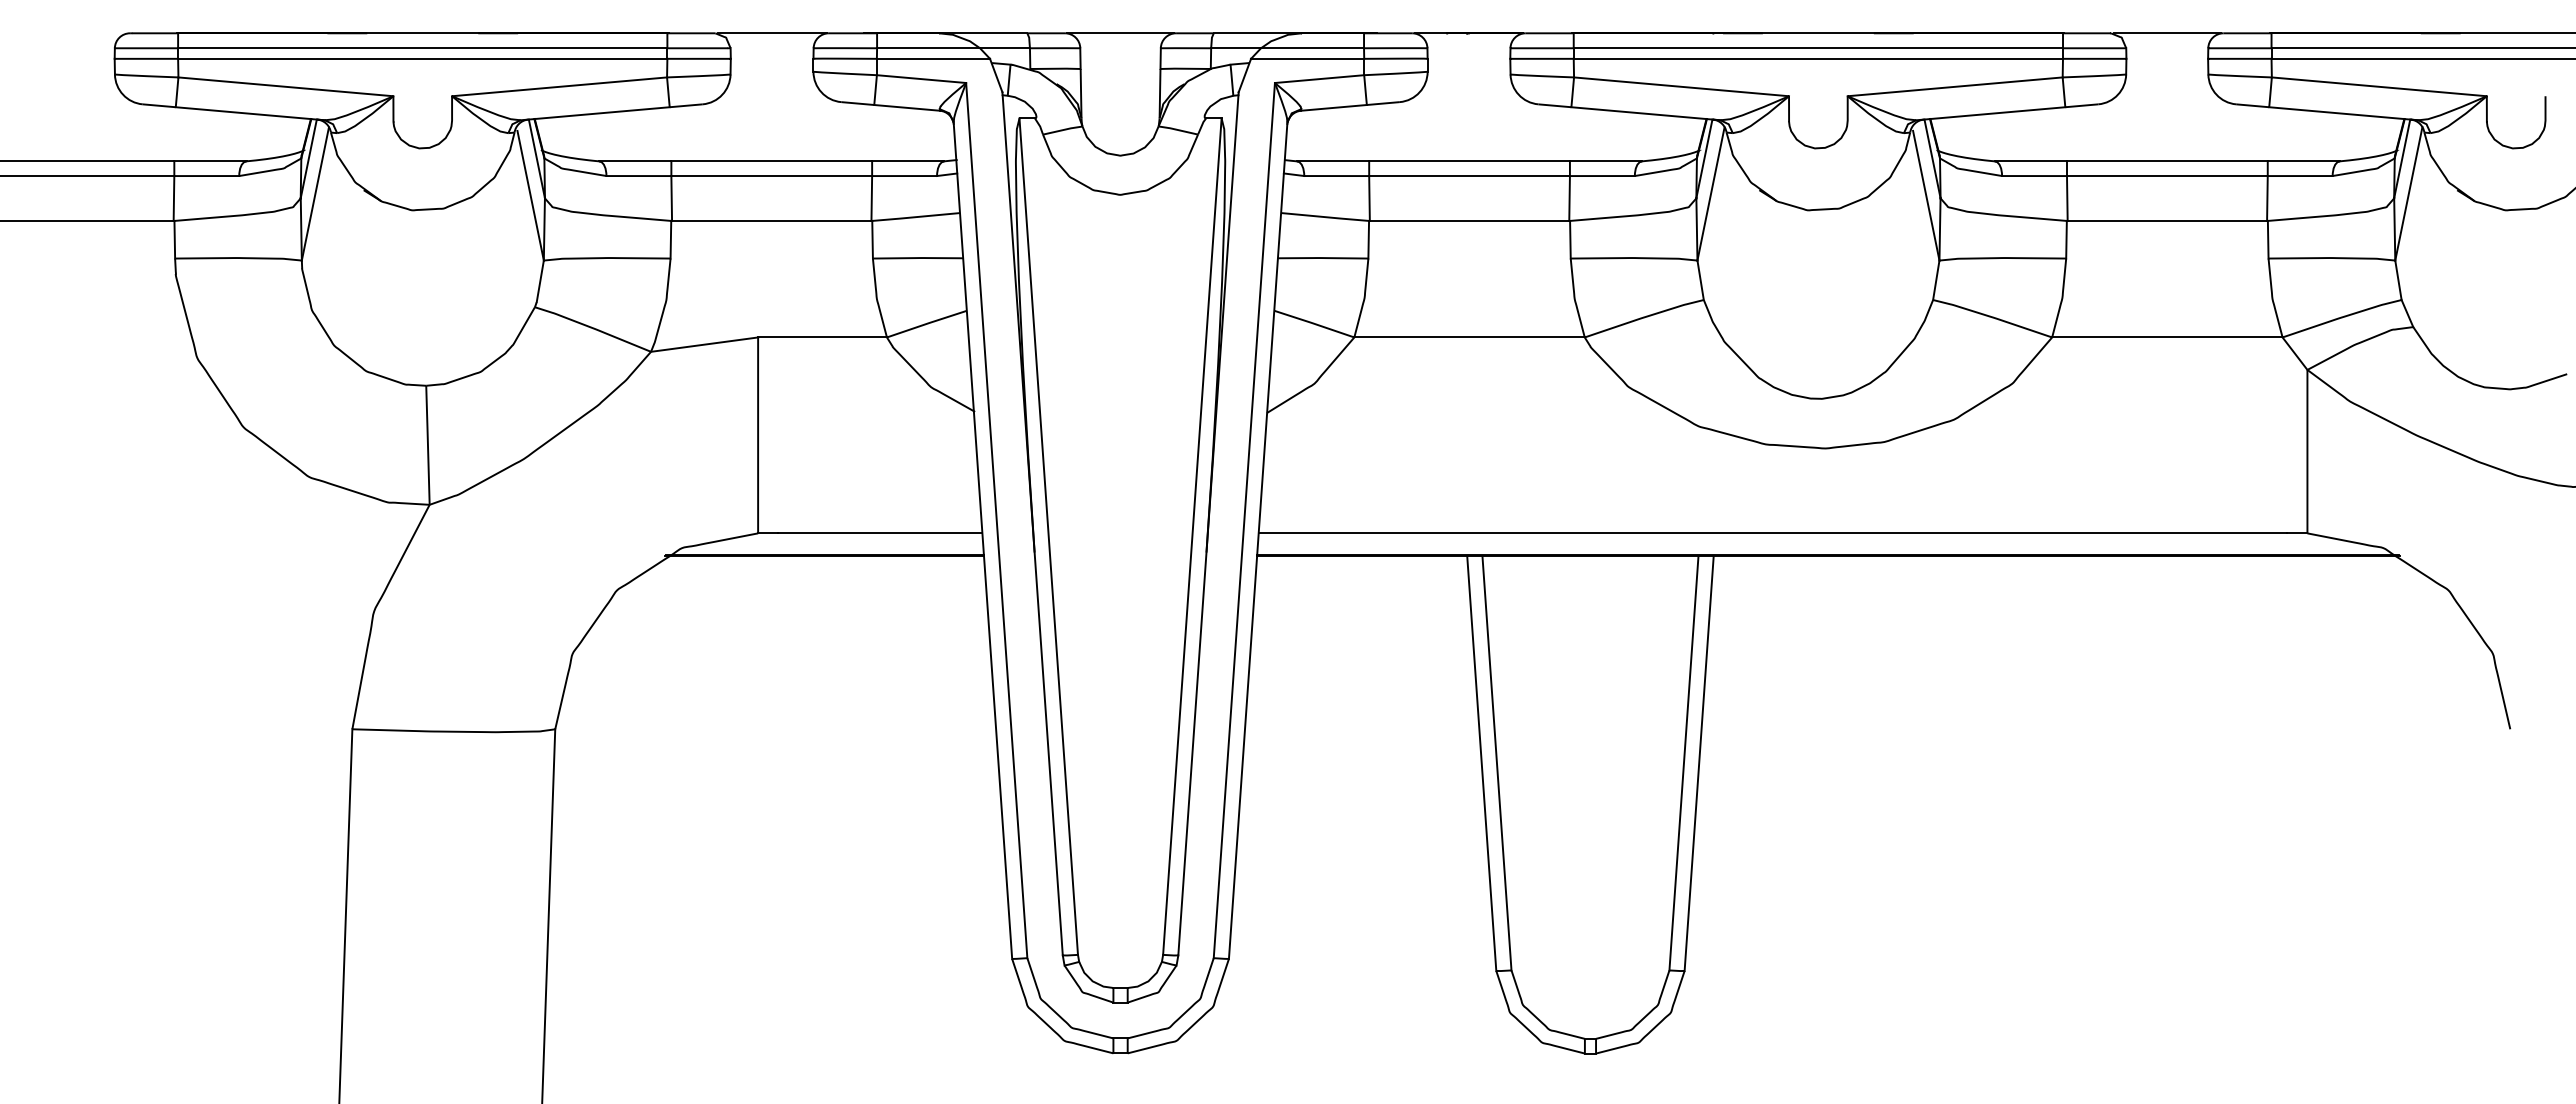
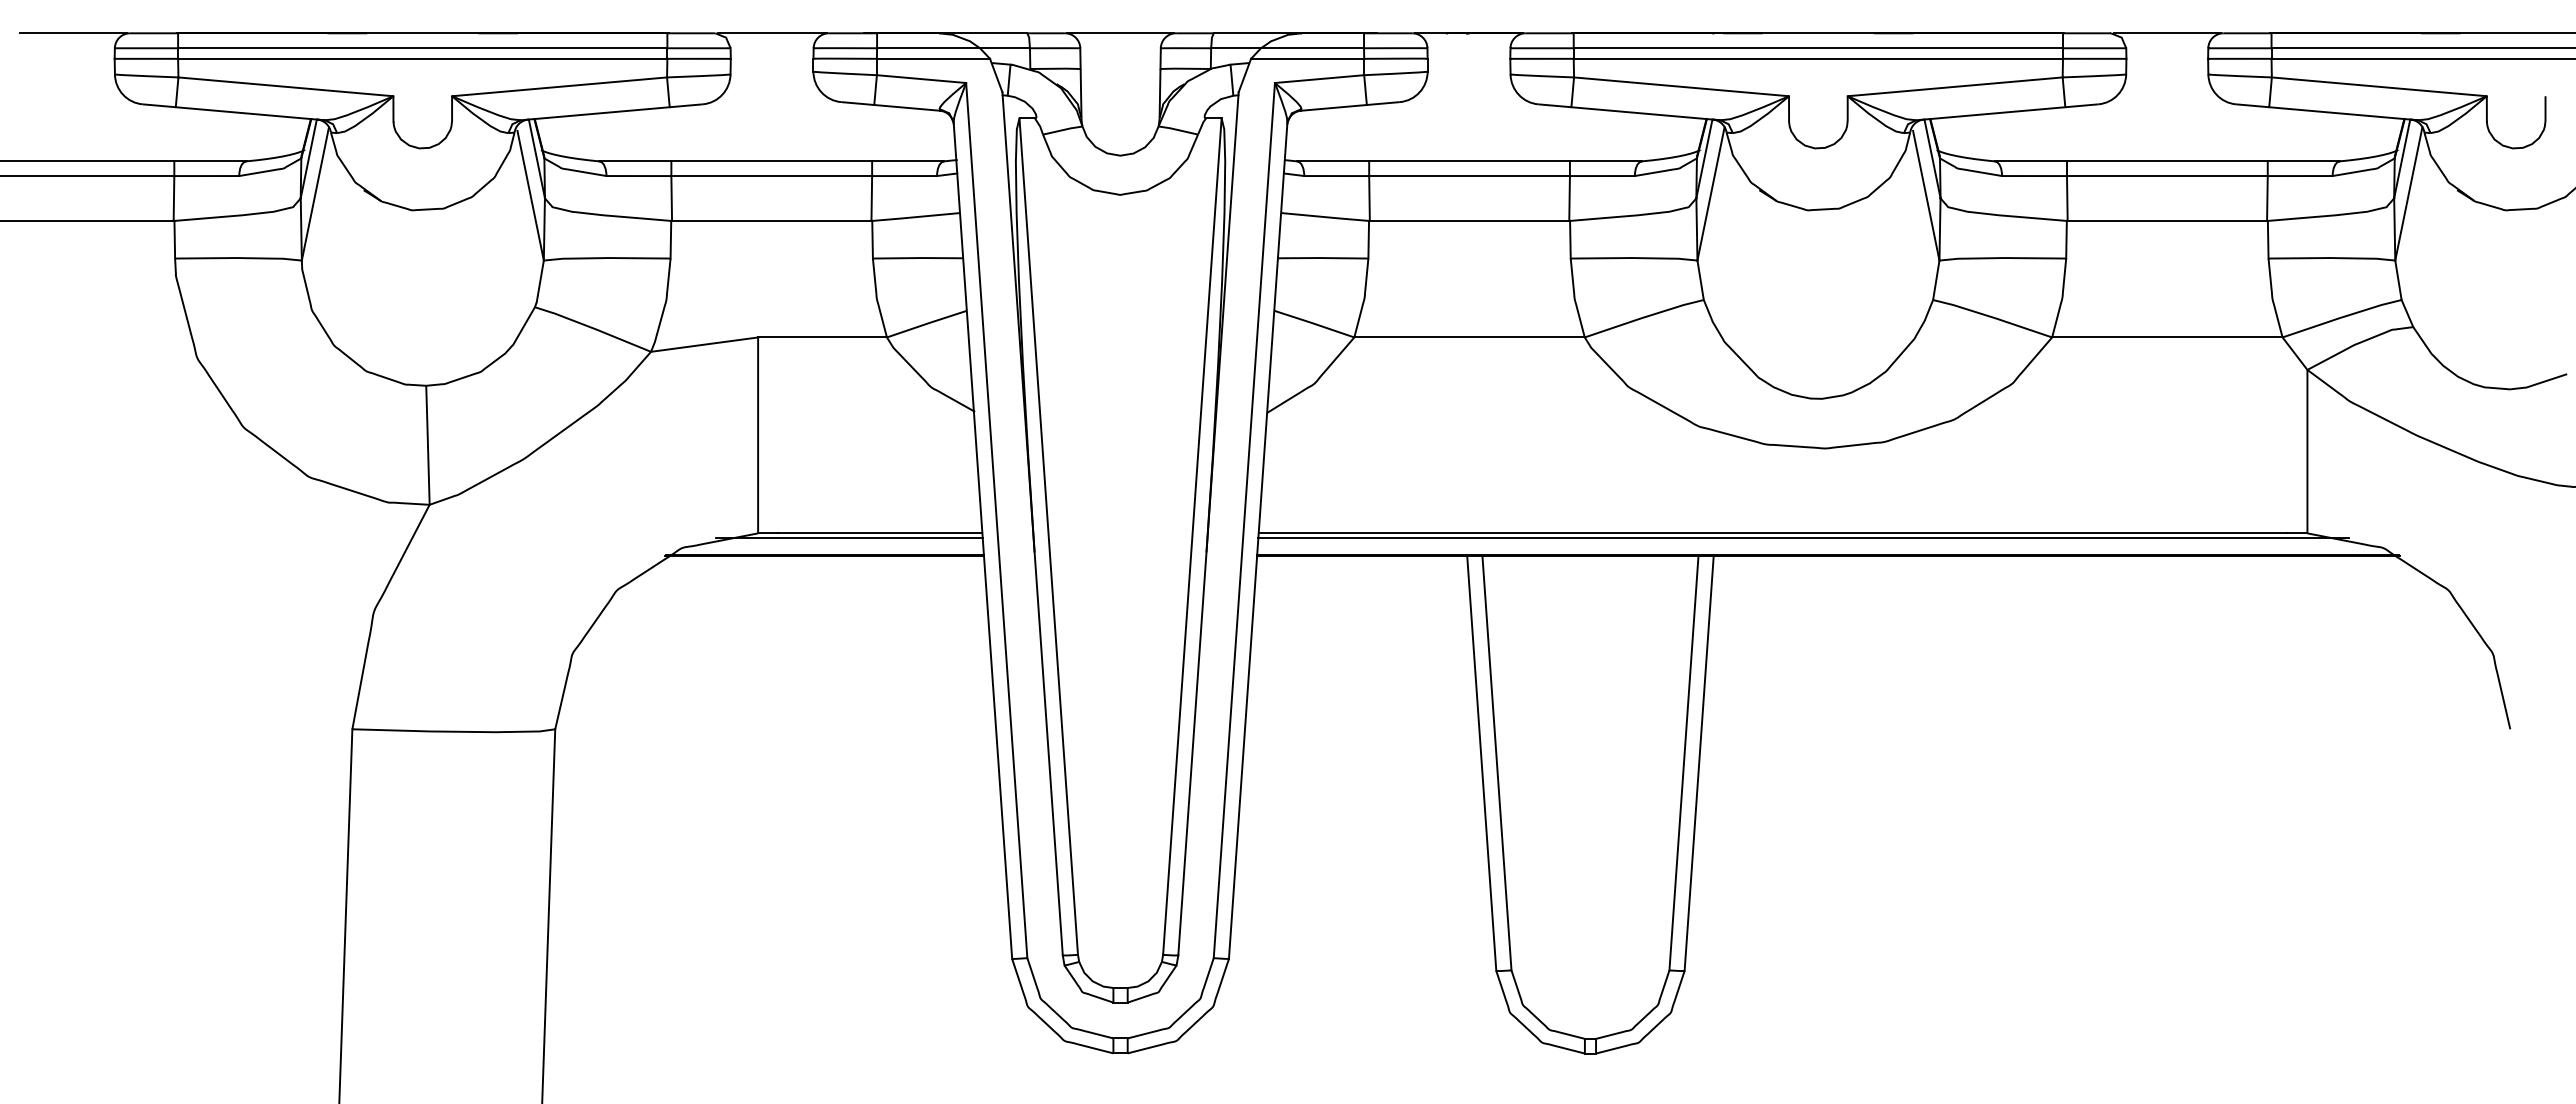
line: none -> present (73, 33)
line: none -> present (849, 537)
line: none -> present (1803, 537)
